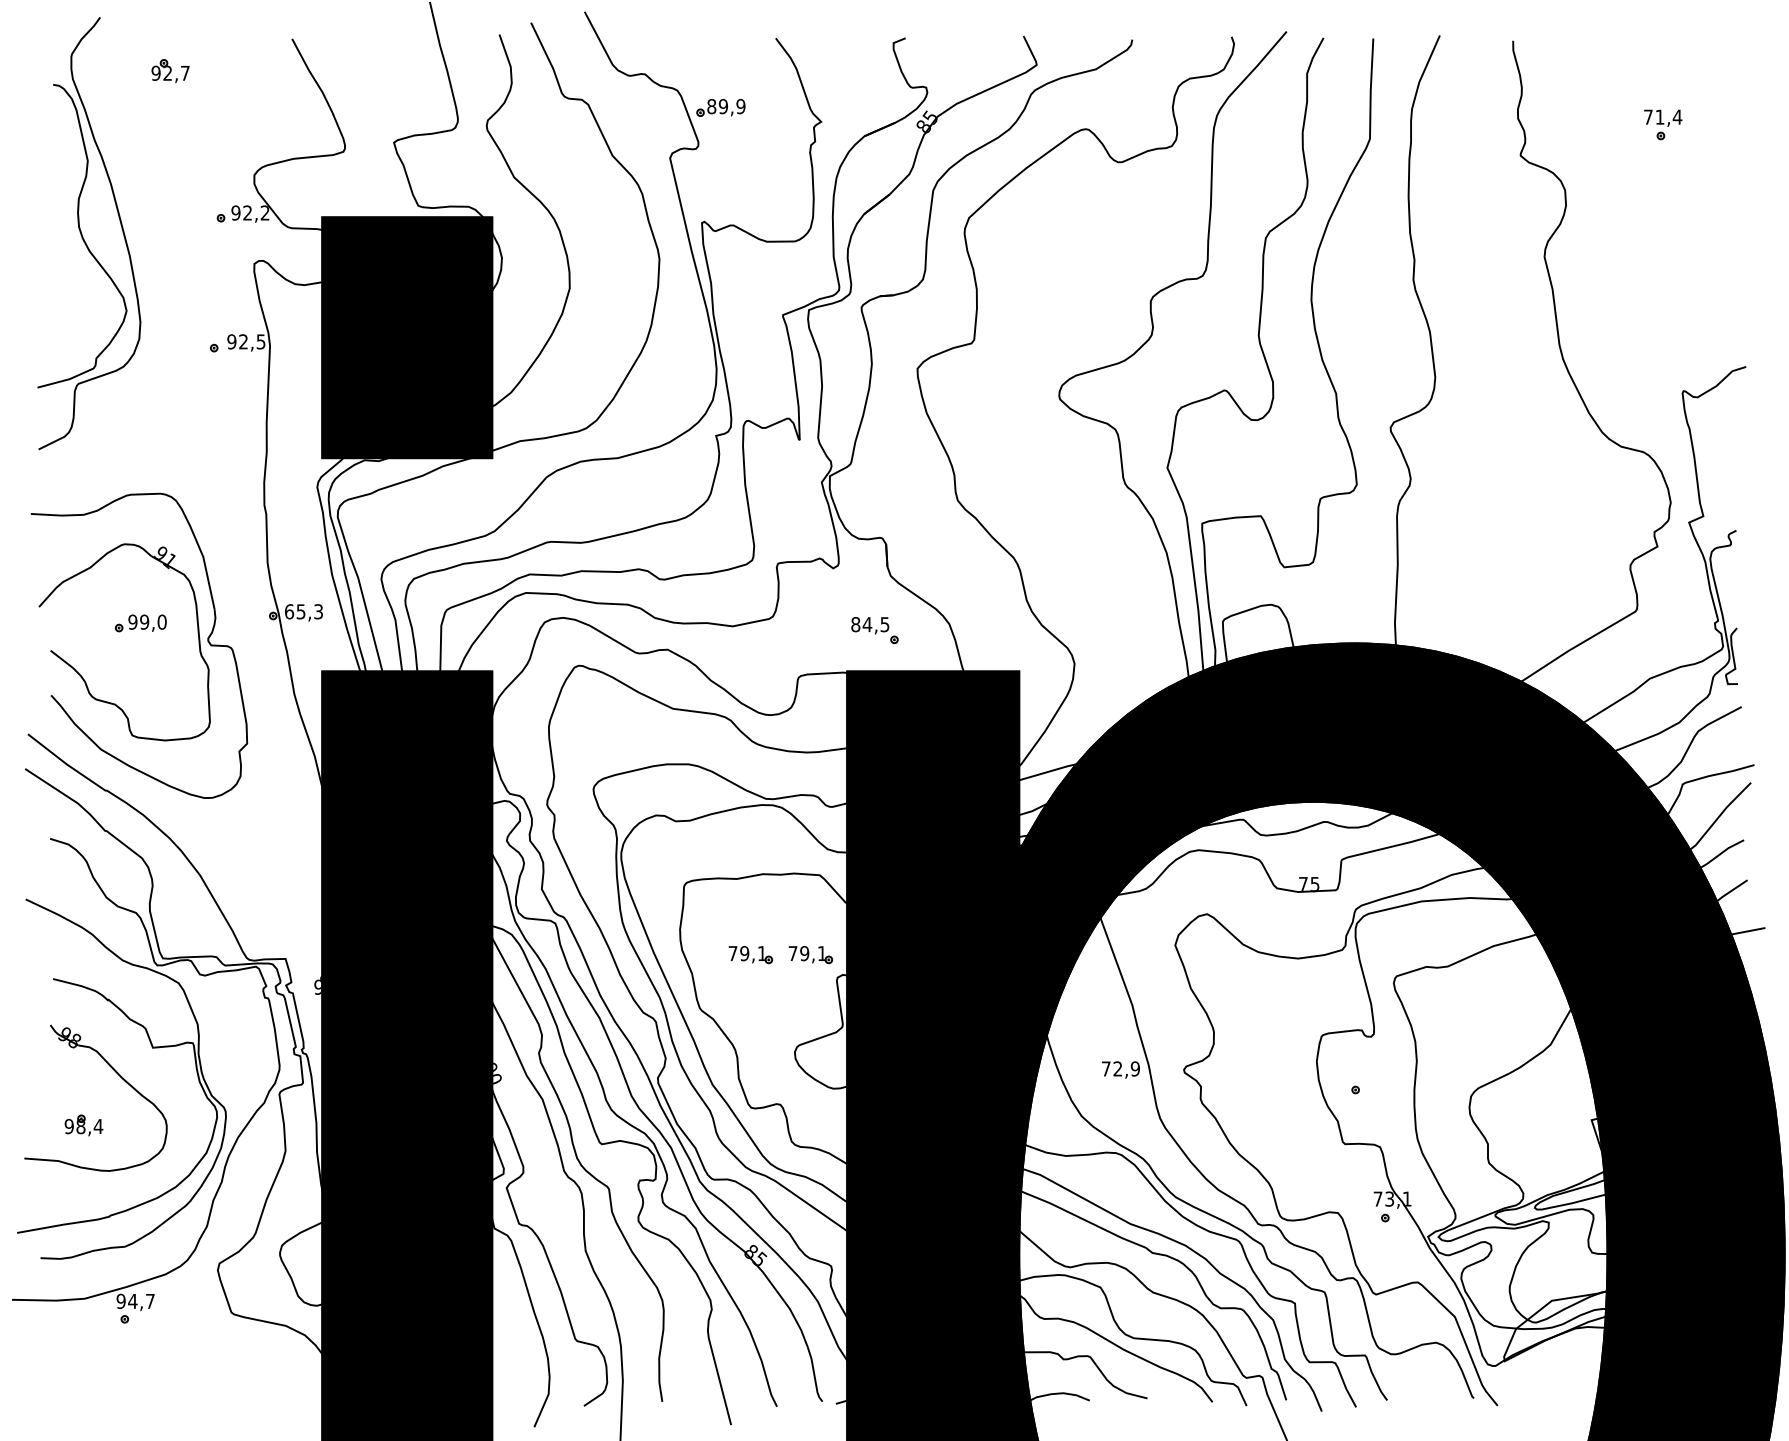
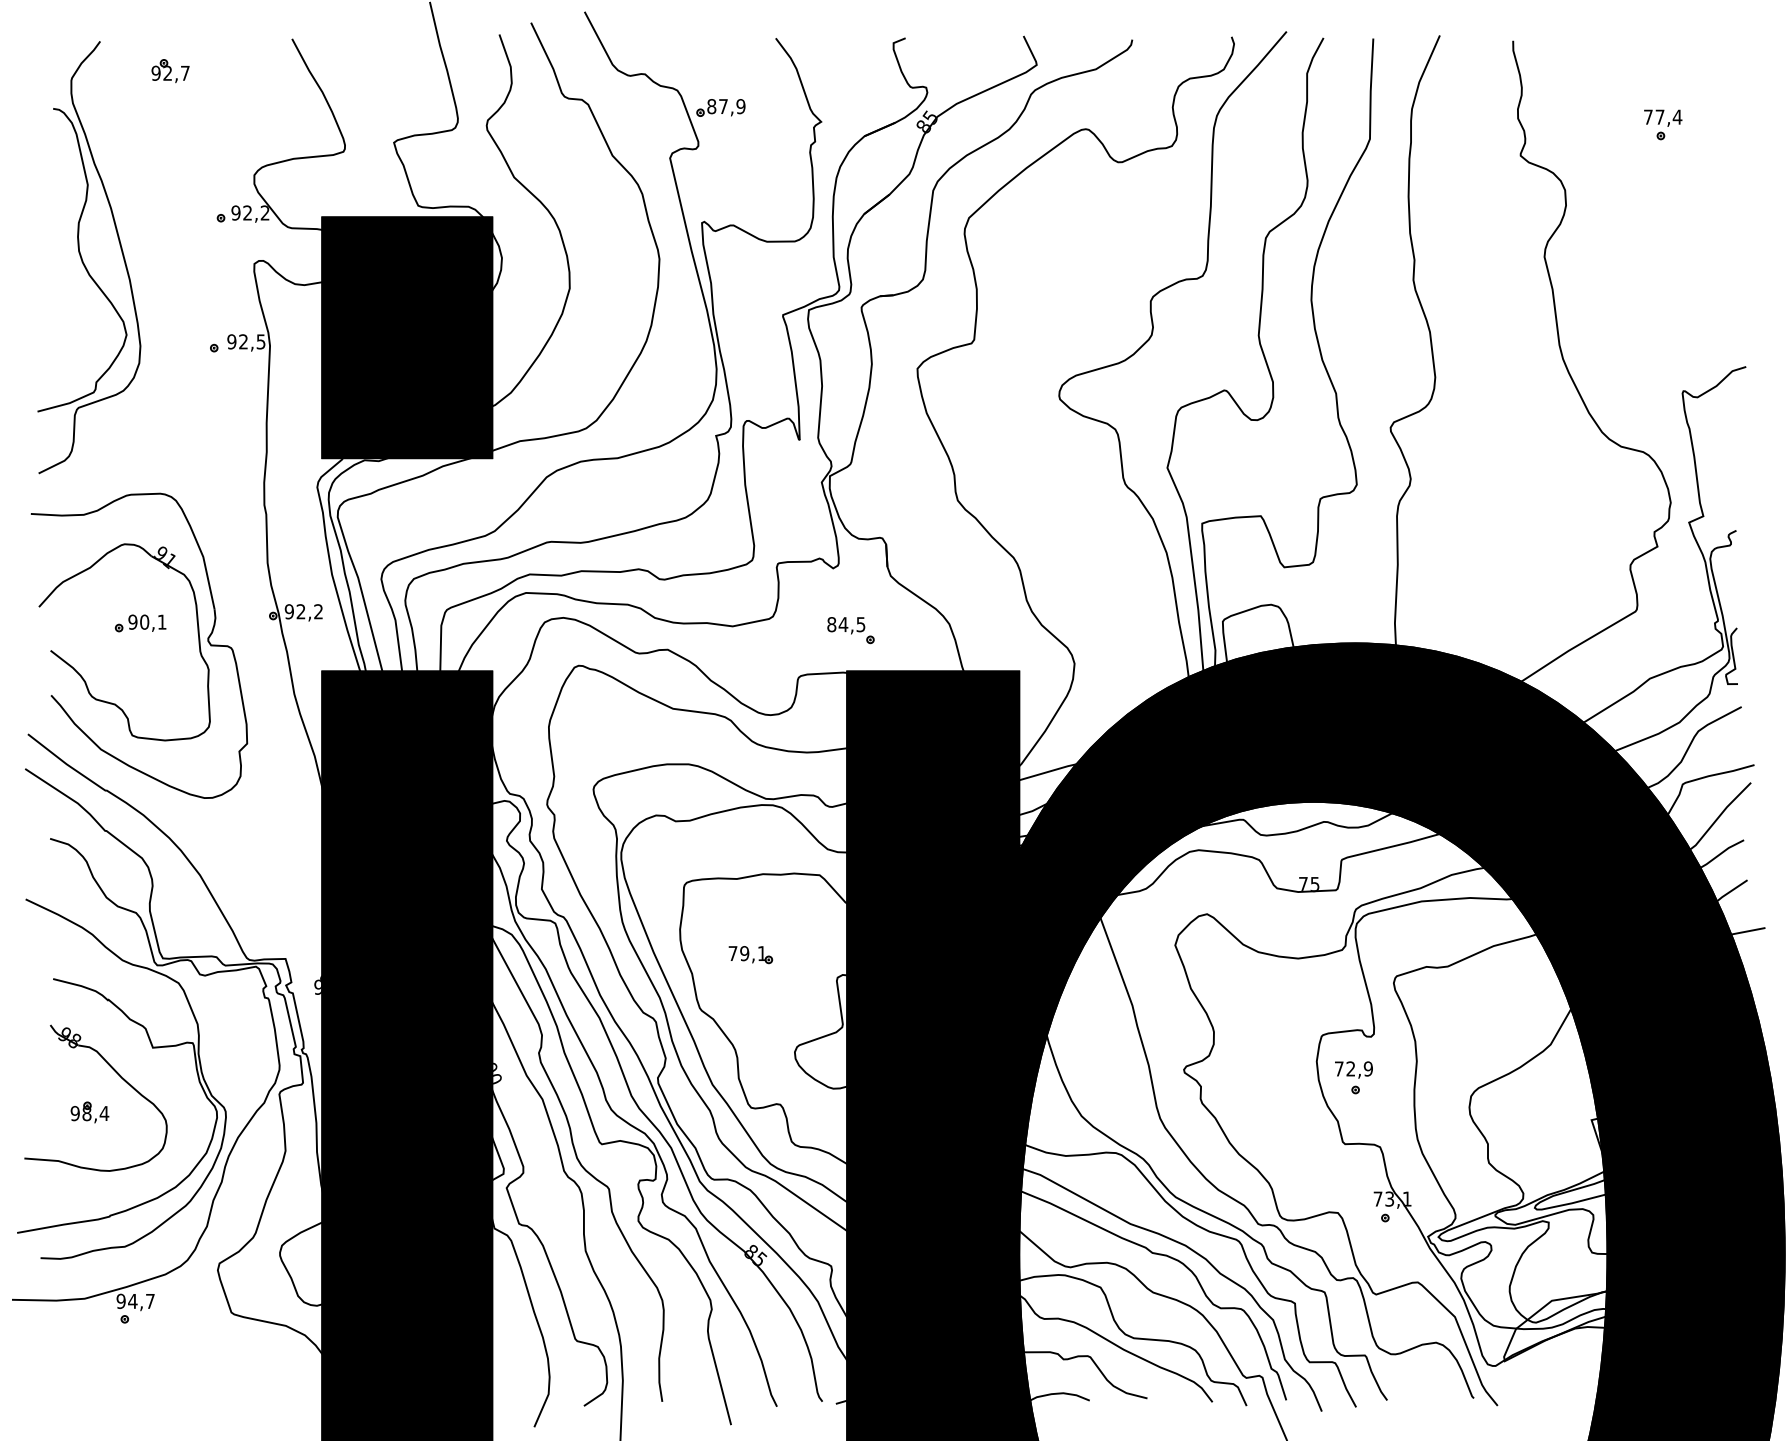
text: 89,9 -> 87,9 (722, 106)
text: 71,4 -> 77,4 (1659, 116)
part position: (83, 236) -> (83, 260) (83, 260)
text: 65,3 -> 92,2 (303, 611)
text: 99,0 -> 90,1 (153, 621)
part position: (874, 630) -> (850, 630) (850, 630)
part: present -> none (810, 955)
text position: (1120, 1069) -> (1353, 1069) (1353, 1069)
part position: (83, 1125) -> (89, 1112) (89, 1112)
